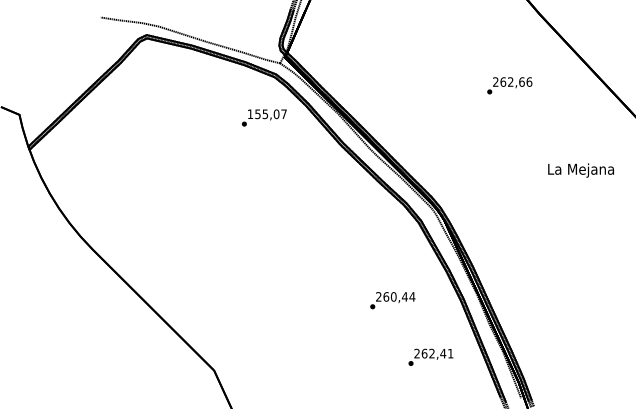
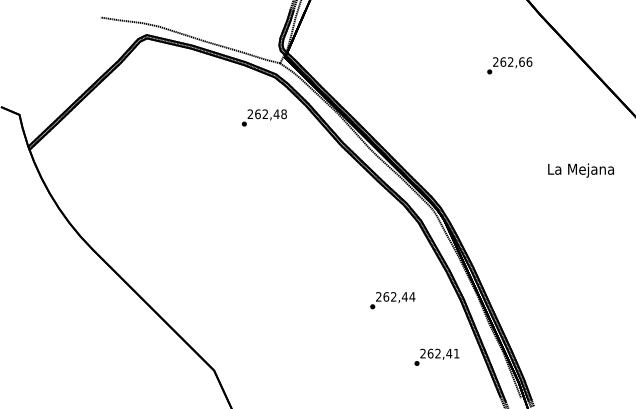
text position: (509, 85) -> (509, 65) (509, 65)
text: 155,07 -> 262,48 (266, 114)
text: 260,44 -> 262,44 (393, 296)
text position: (430, 356) -> (436, 356) (436, 356)
